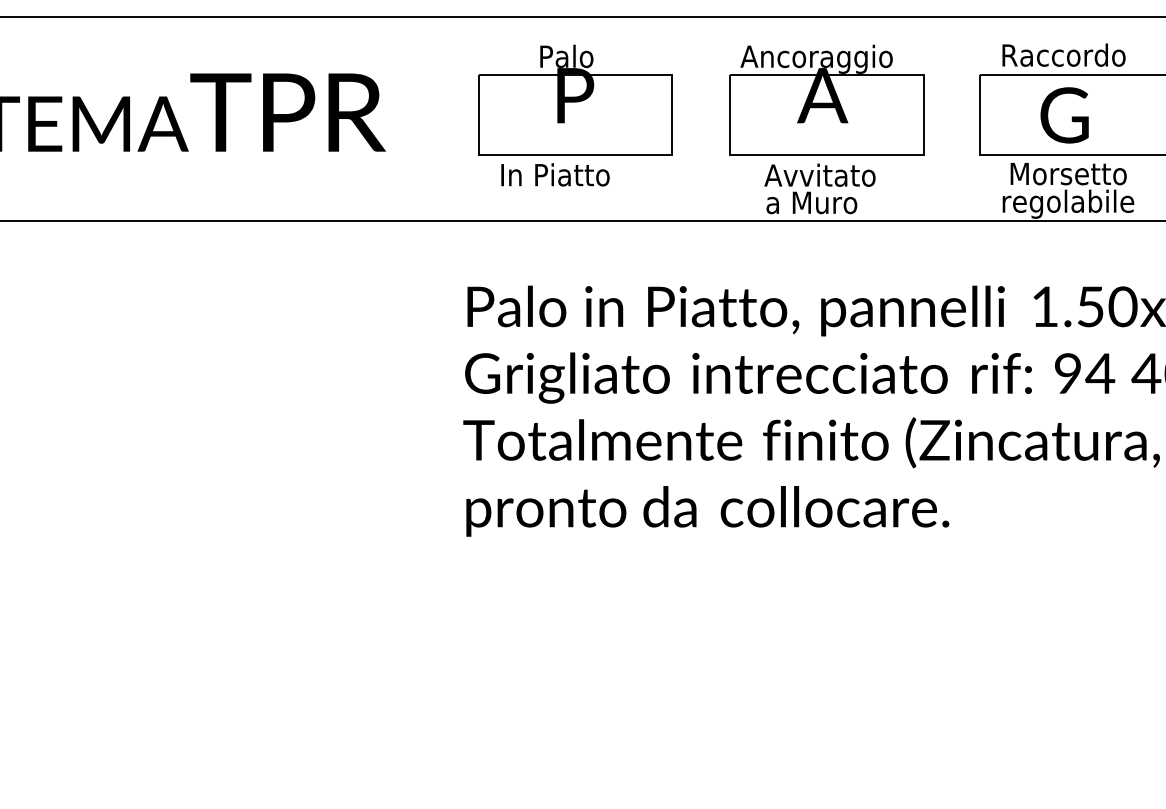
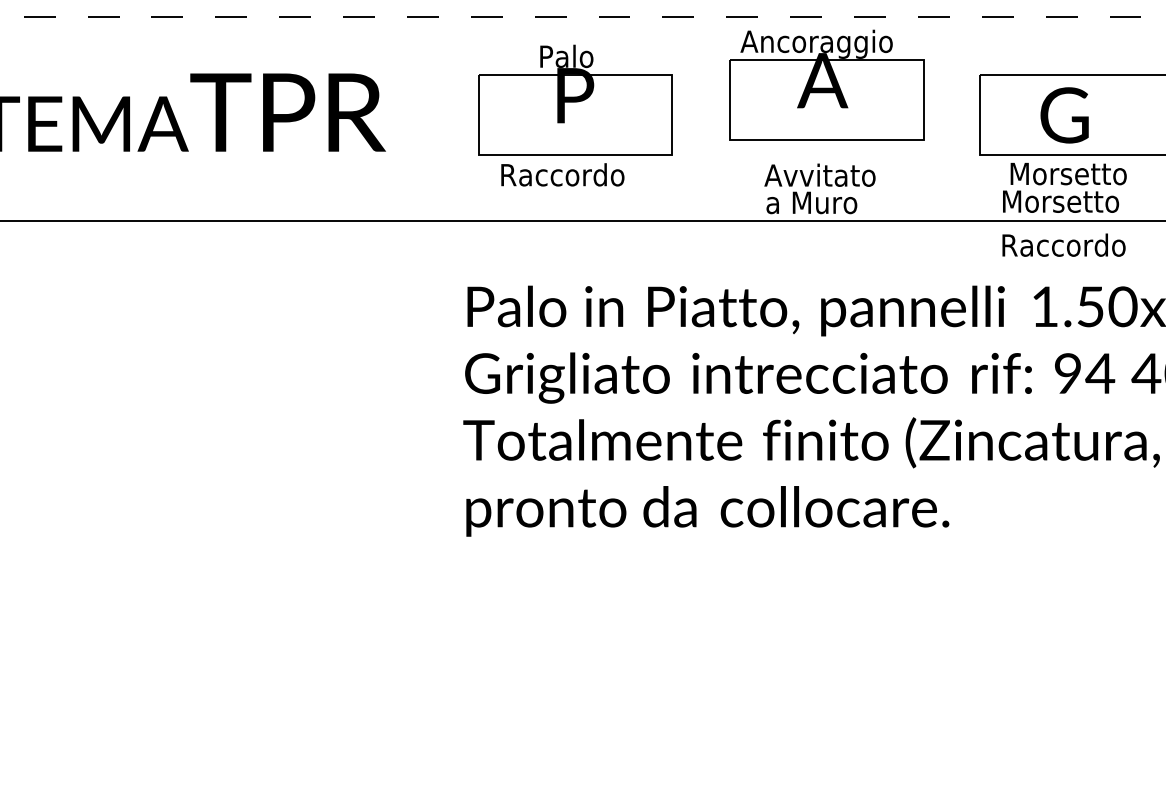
line: solid -> dashed (582, 17)
text position: (1063, 54) -> (1063, 244) (1063, 244)
part position: (826, 99) -> (826, 84) (826, 84)
text: In Piatto -> Raccordo (564, 174)
text: regolabile -> Morsetto (1068, 203)
